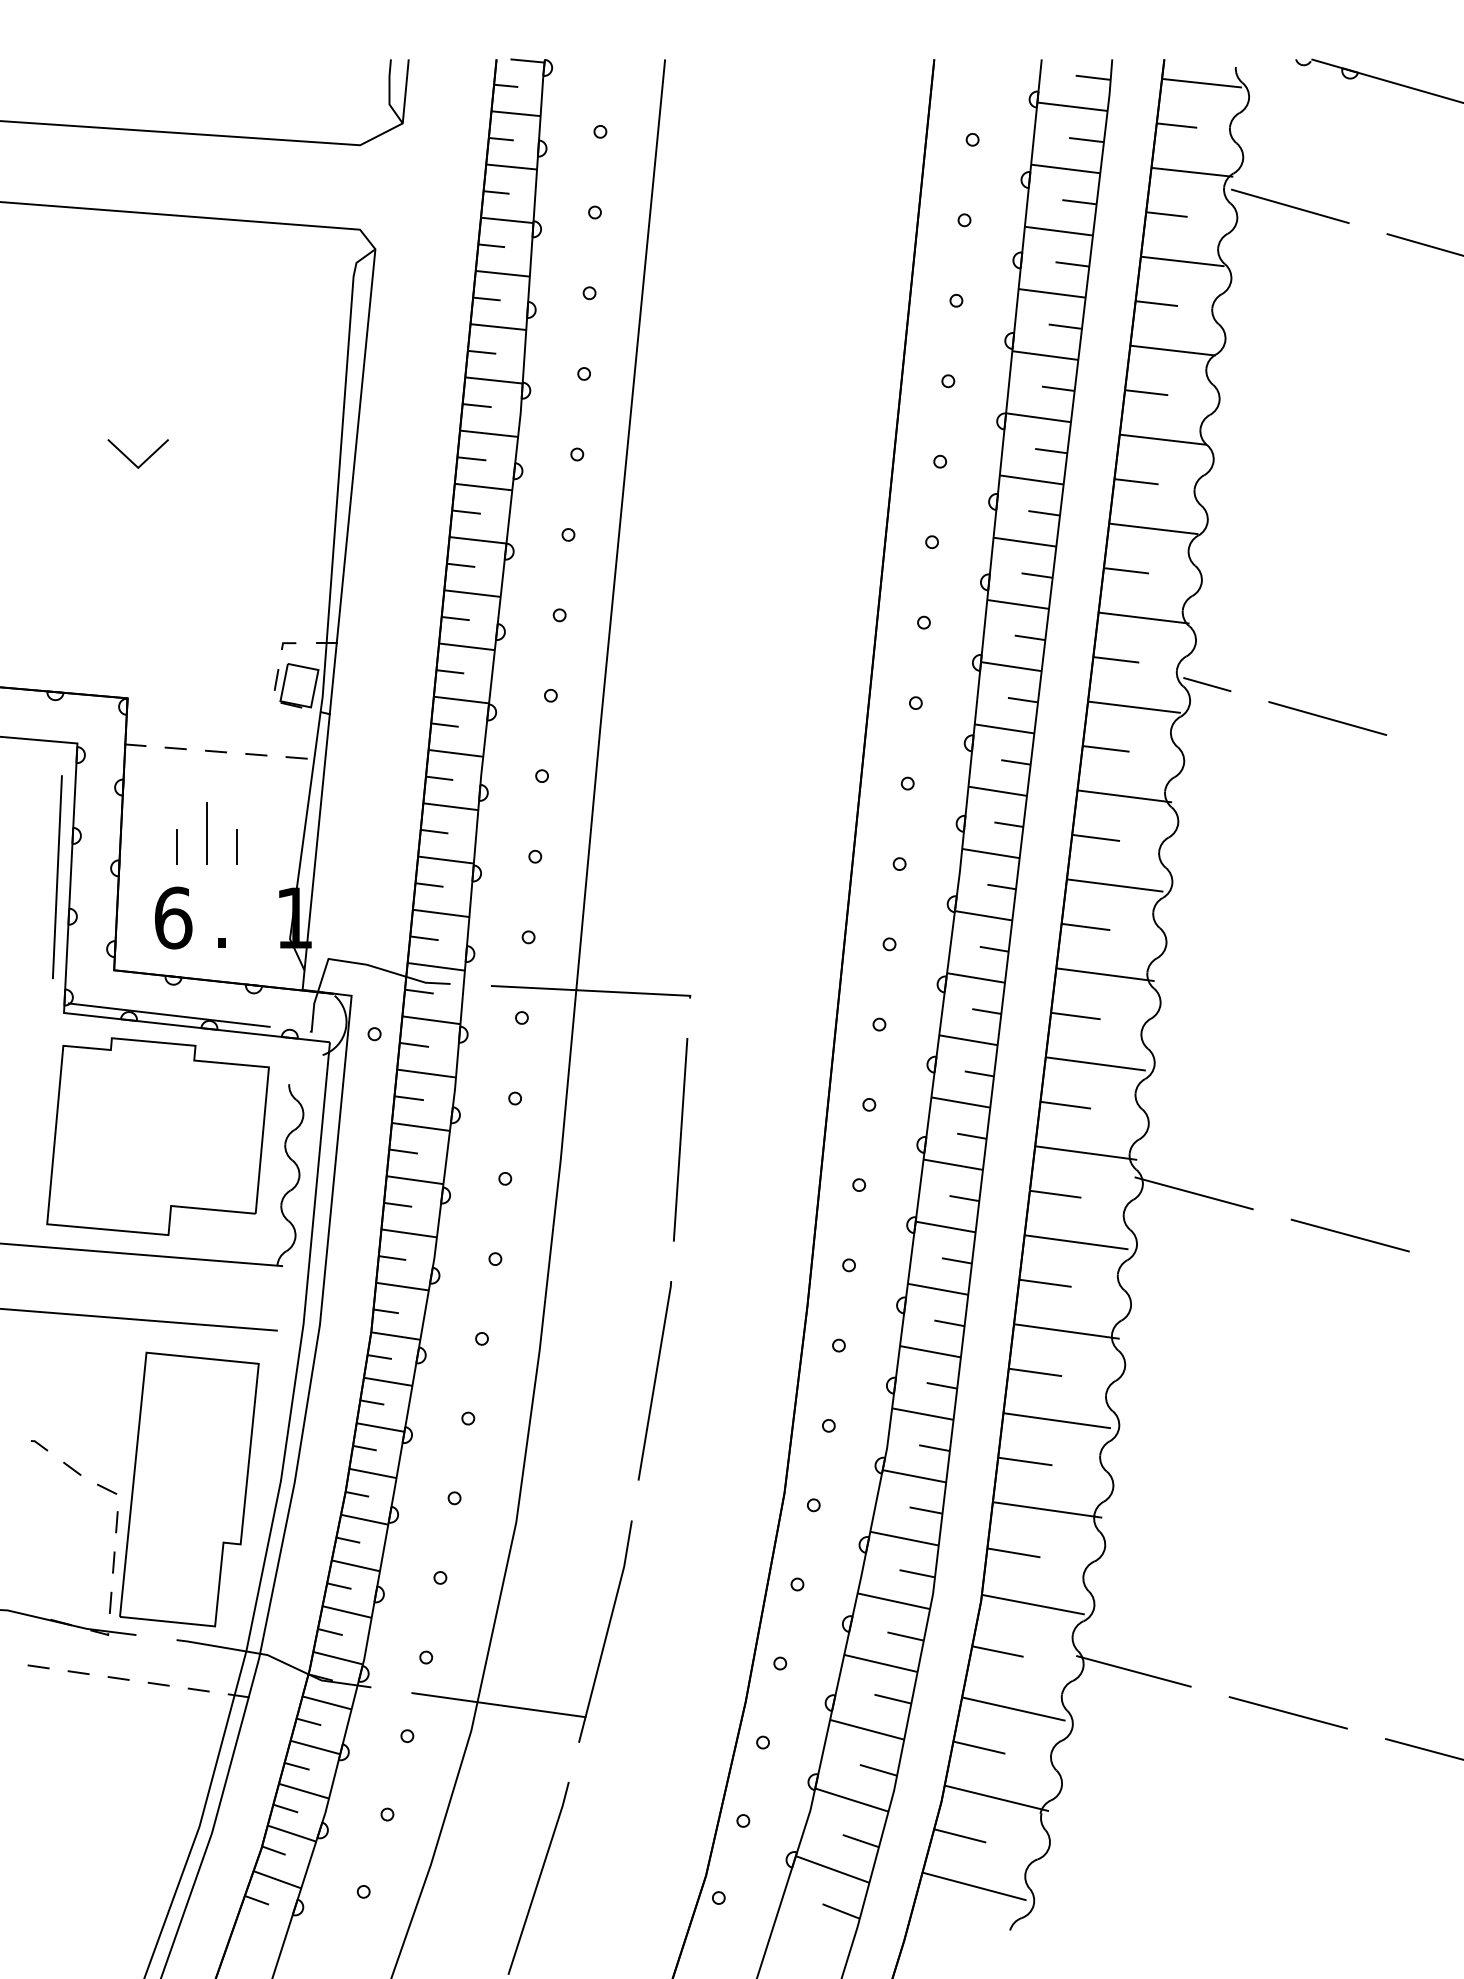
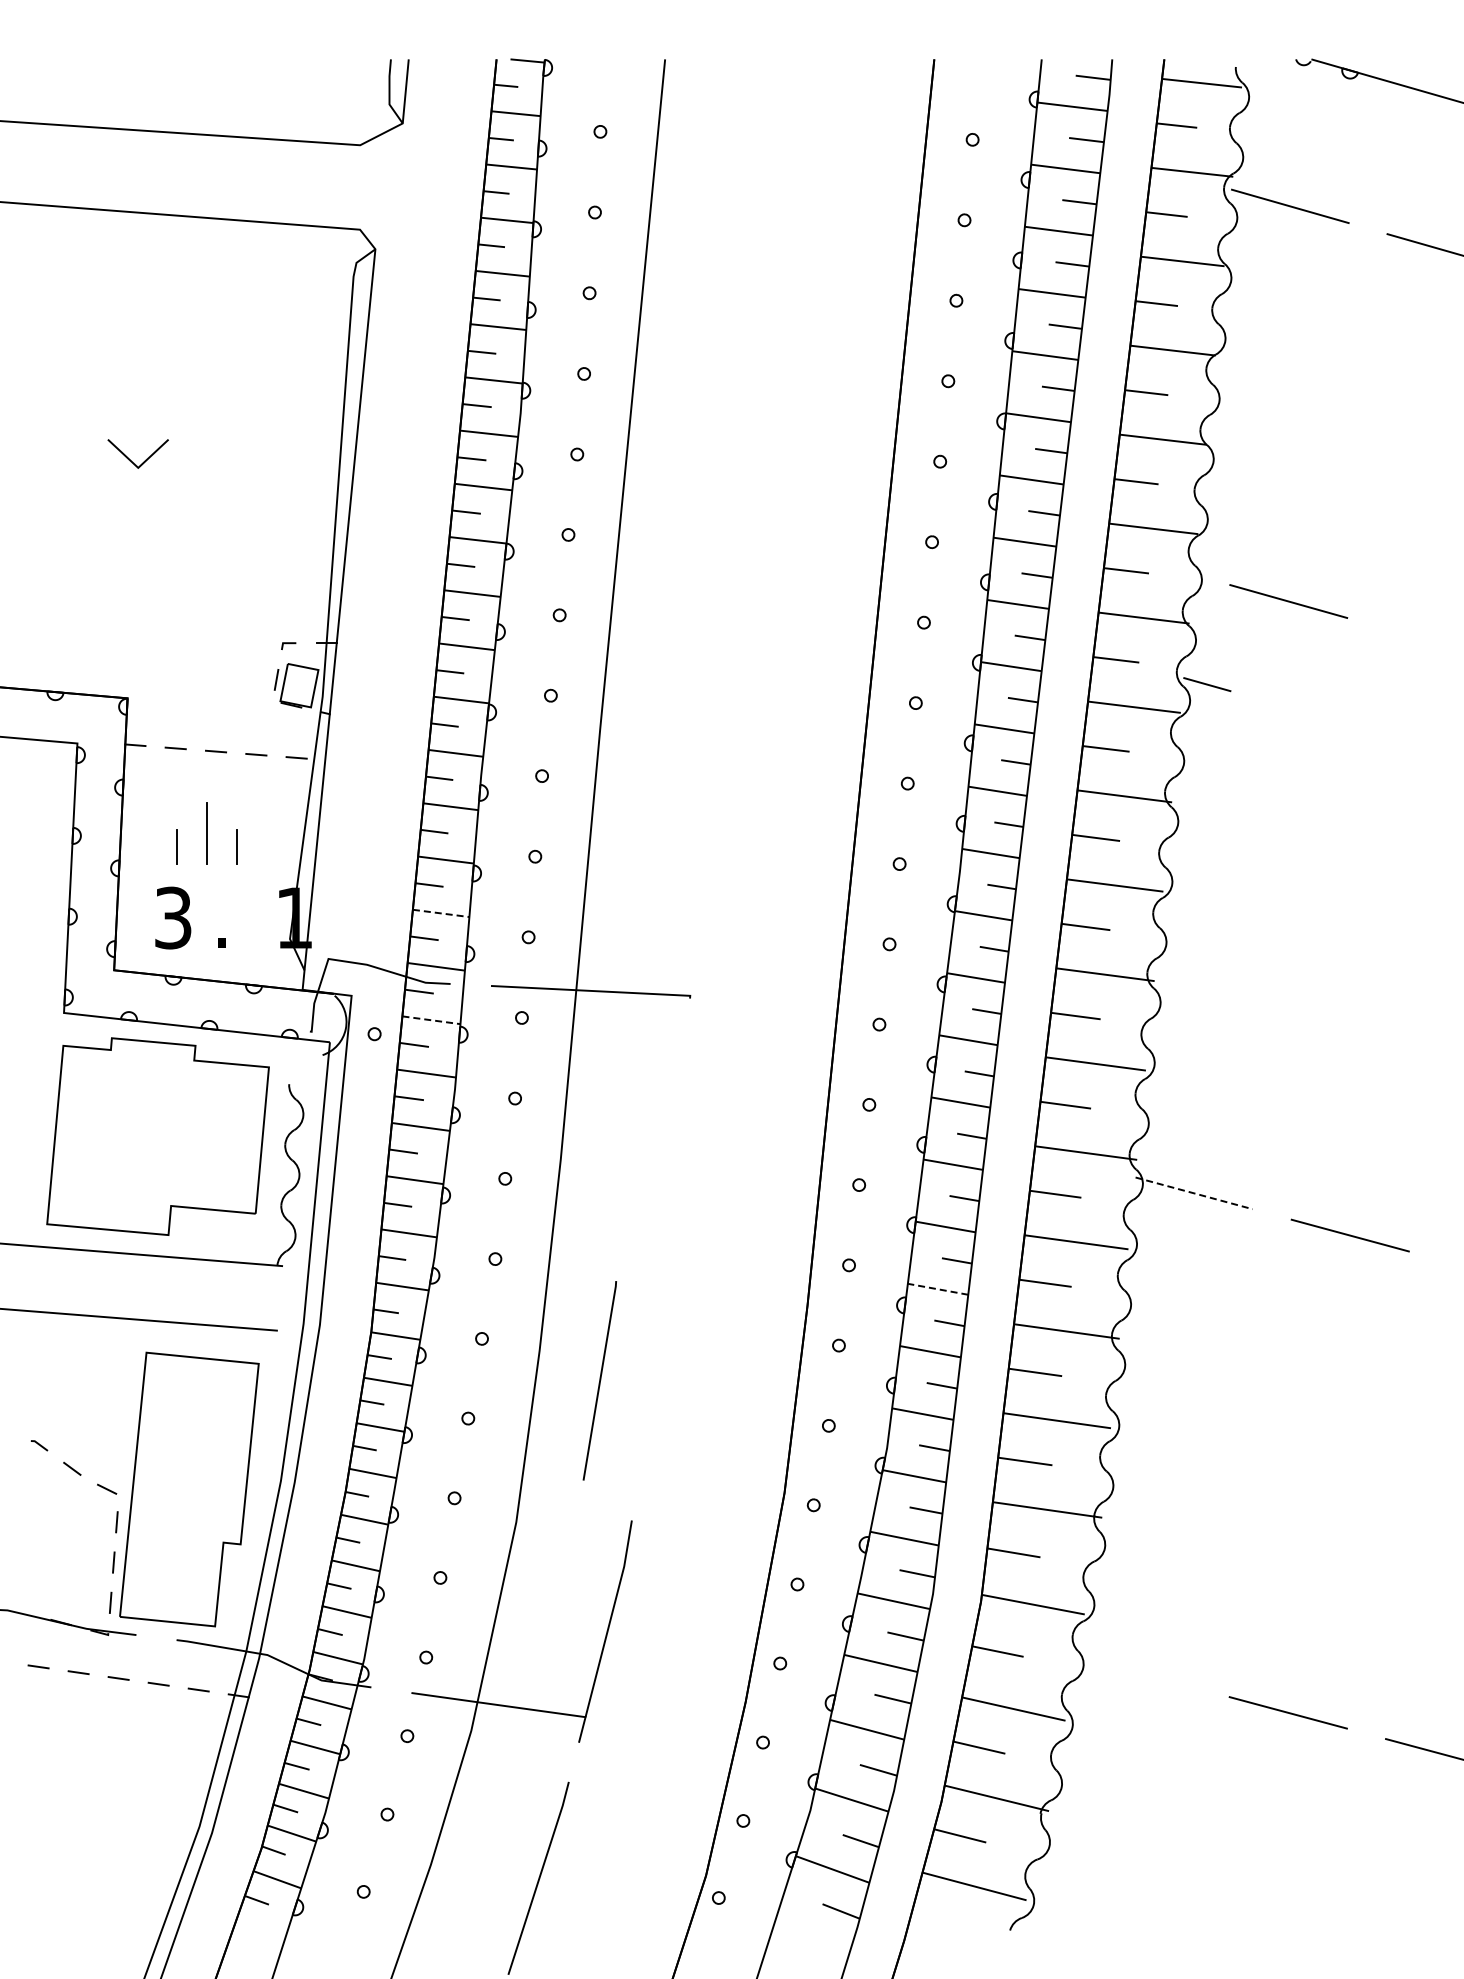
line position: (1327, 718) -> (1288, 601) (1288, 601)
line: present -> none (56, 877)
line: solid -> dashed (441, 913)
text: 6 -> 3 (173, 917)
line: present -> none (168, 1014)
line: solid -> dashed (431, 1020)
line: present -> none (680, 1139)
line: solid -> dashed (1194, 1193)
line: solid -> dashed (938, 1289)
line position: (654, 1380) -> (599, 1380) (599, 1380)
line: present -> none (1133, 1671)
